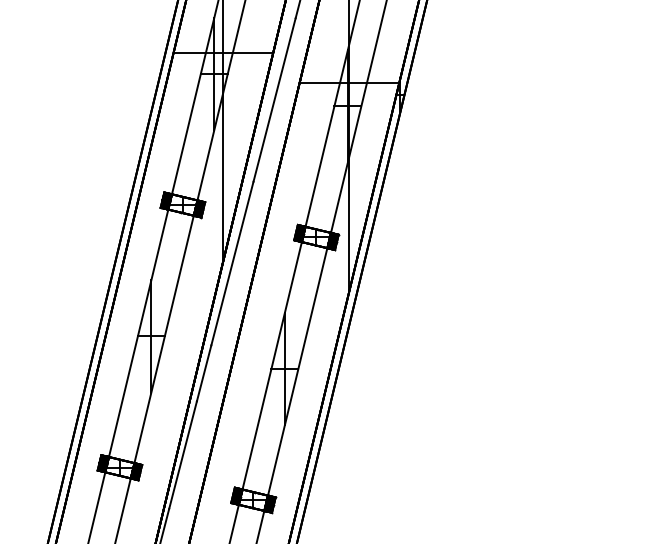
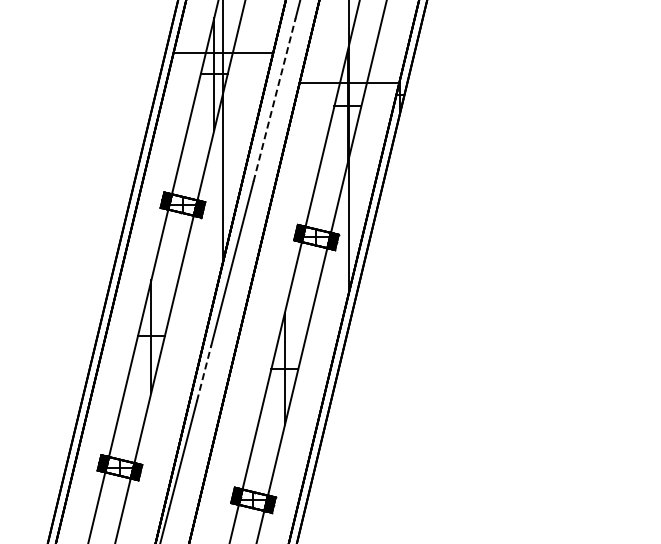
line: solid -> dashed (274, 99)
line: solid -> dashed (204, 373)
